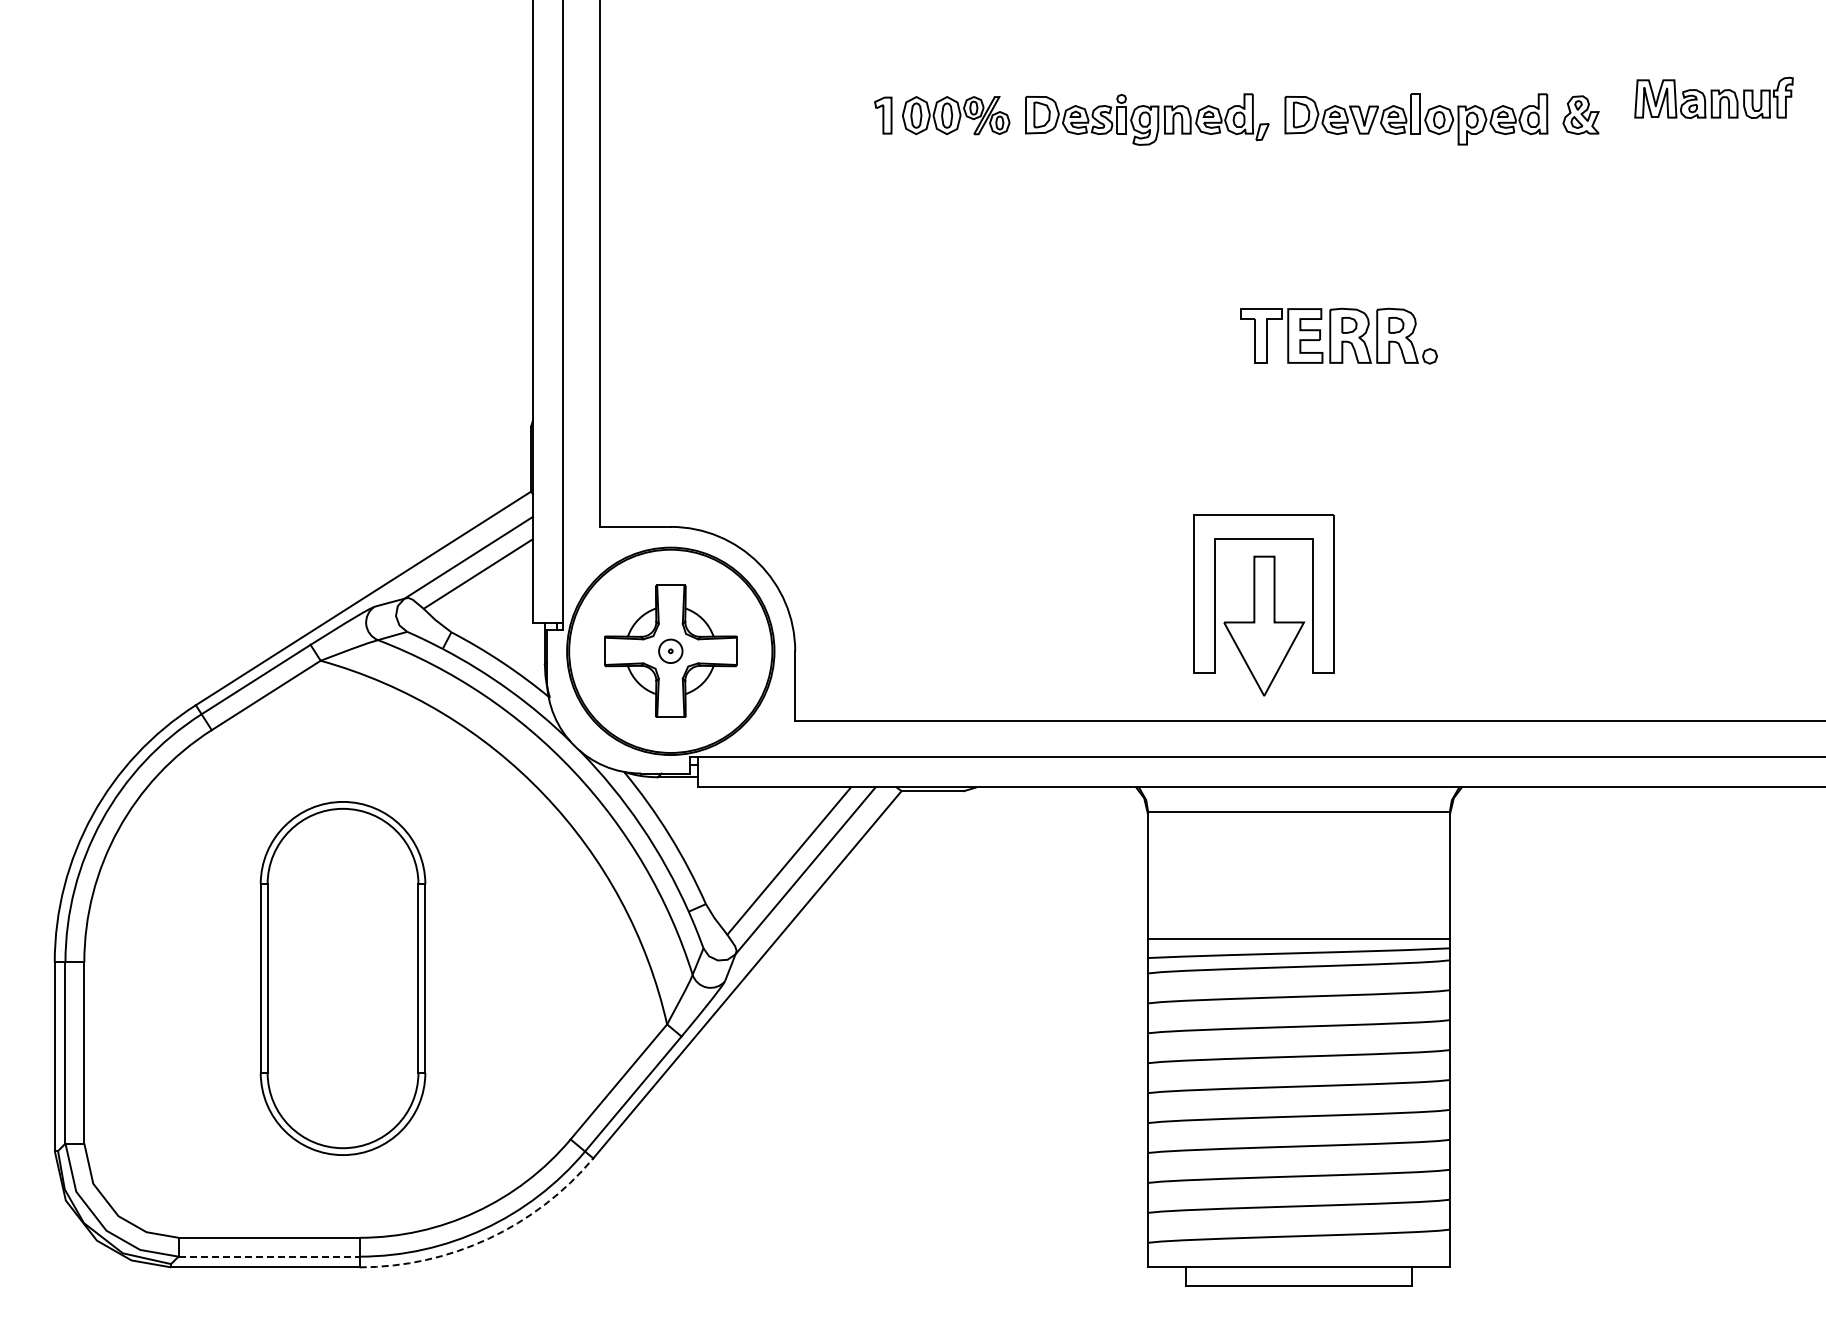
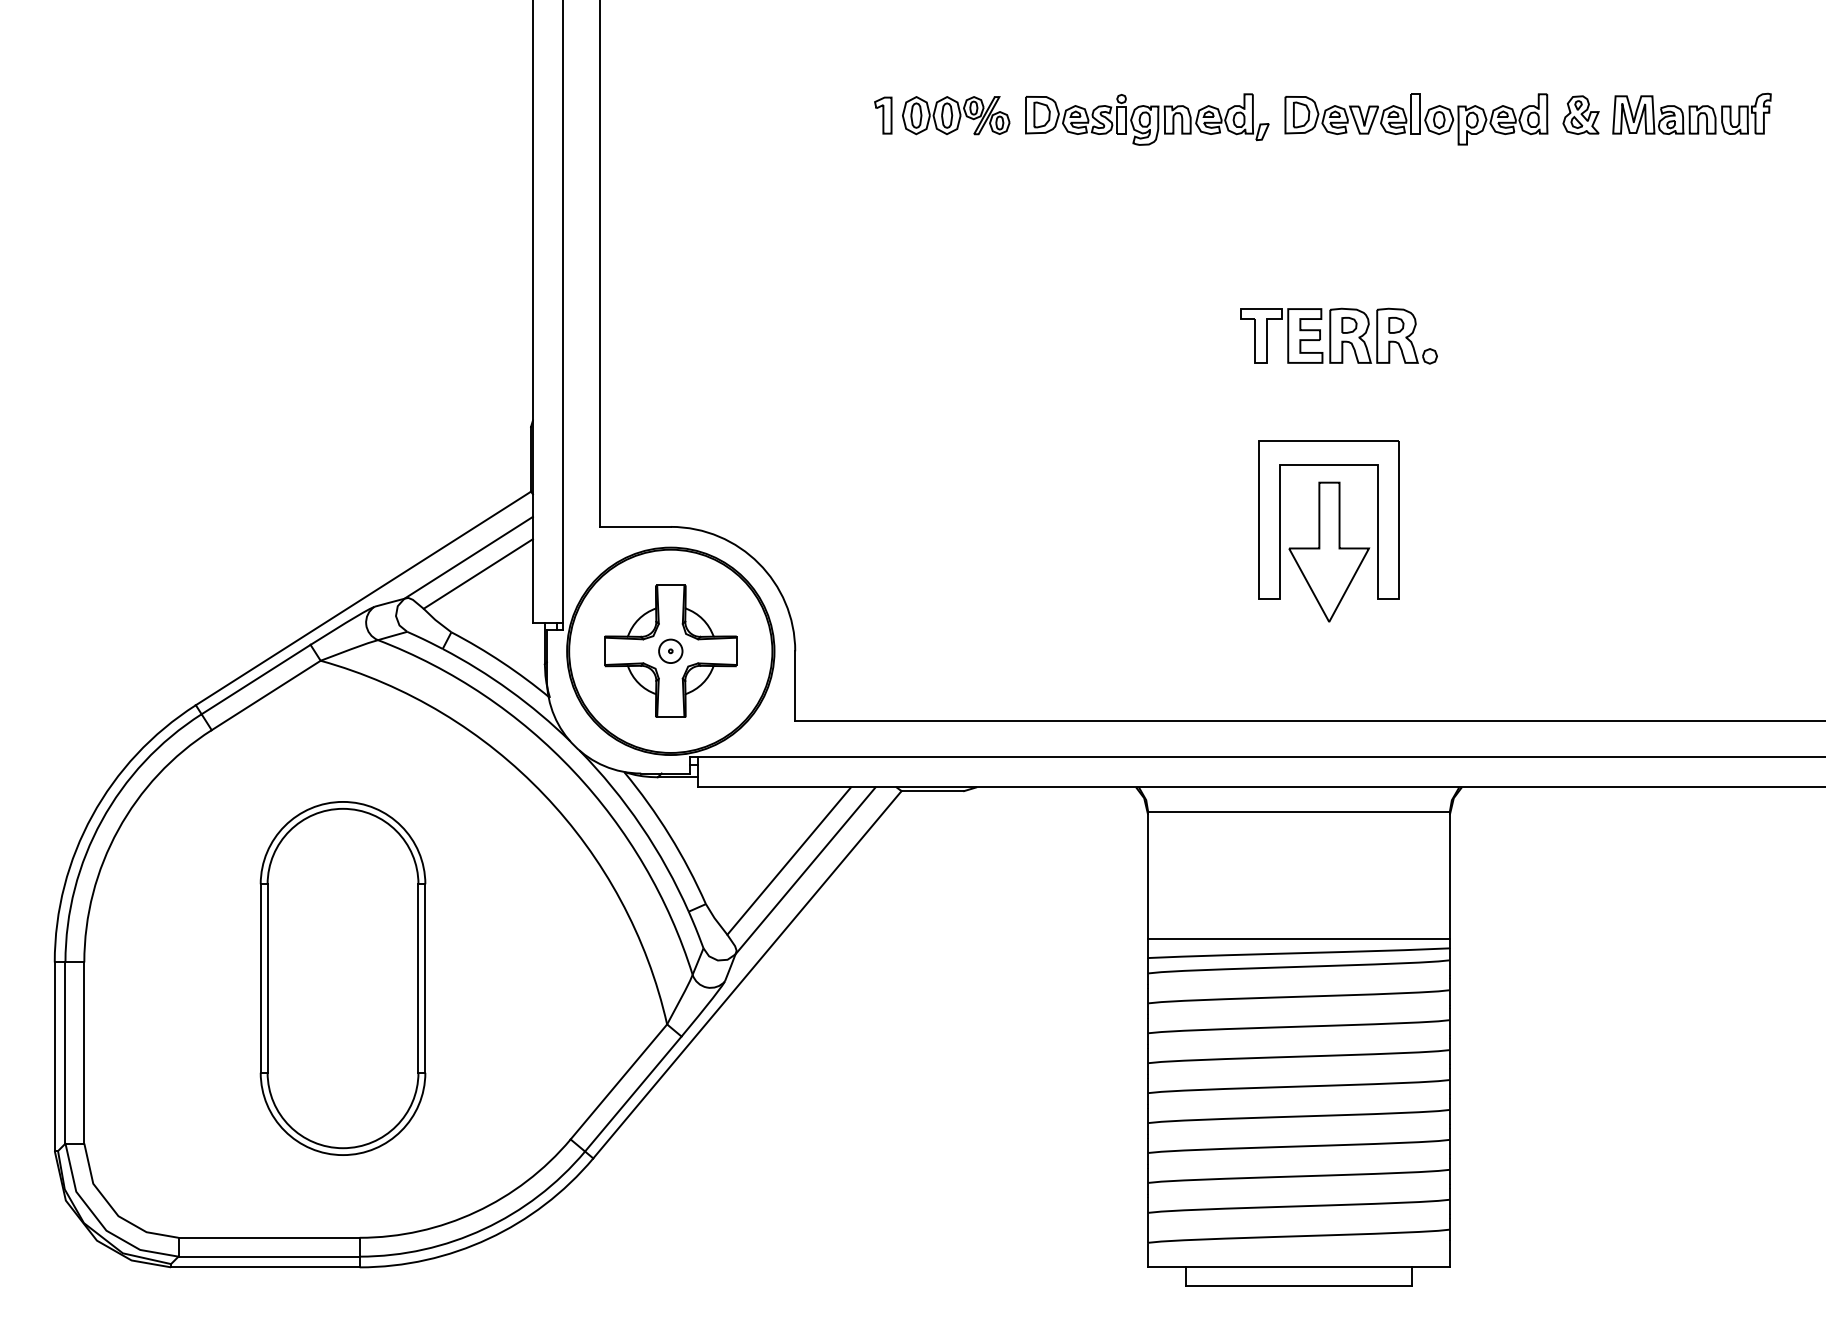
part position: (1713, 97) -> (1691, 113) (1691, 113)
part position: (1263, 605) -> (1328, 531) (1328, 531)
arc: dashed -> solid (488, 1238)
line: dashed -> solid (269, 1256)
